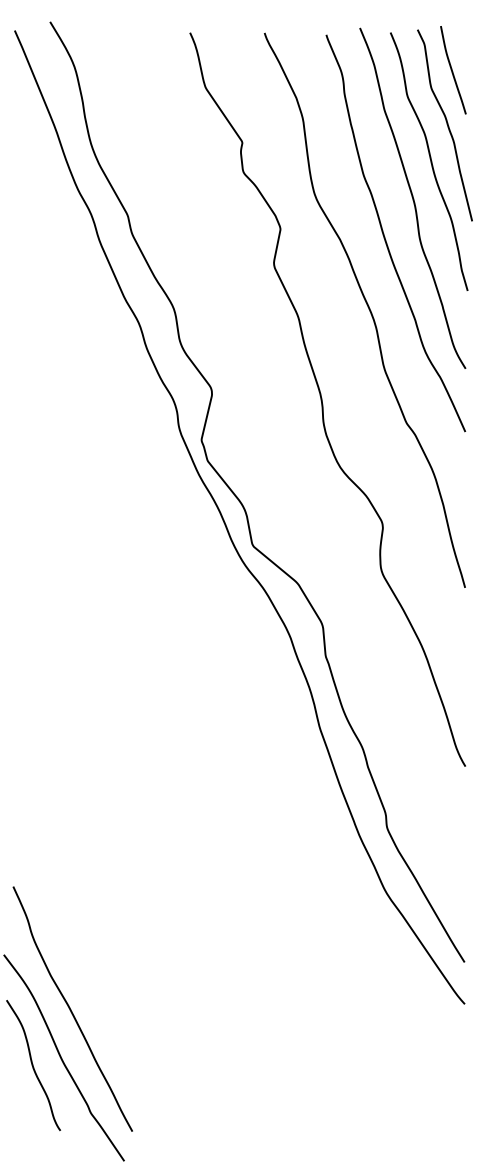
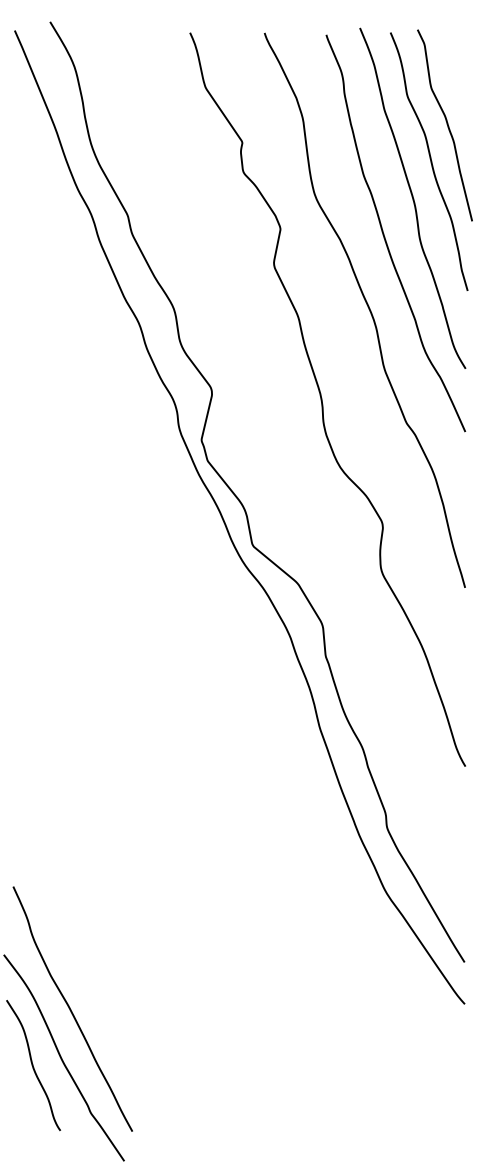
curve: present -> none (452, 70)
